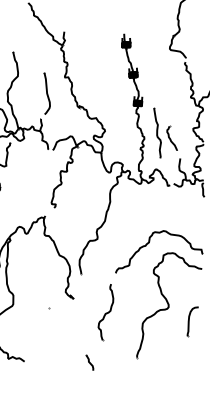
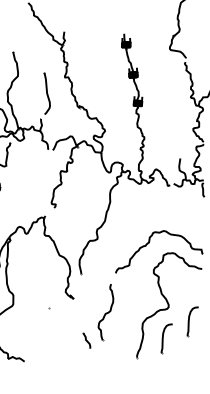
part: present -> none (165, 132)
part: none -> present (166, 338)
line position: (89, 362) -> (86, 340) (86, 340)
